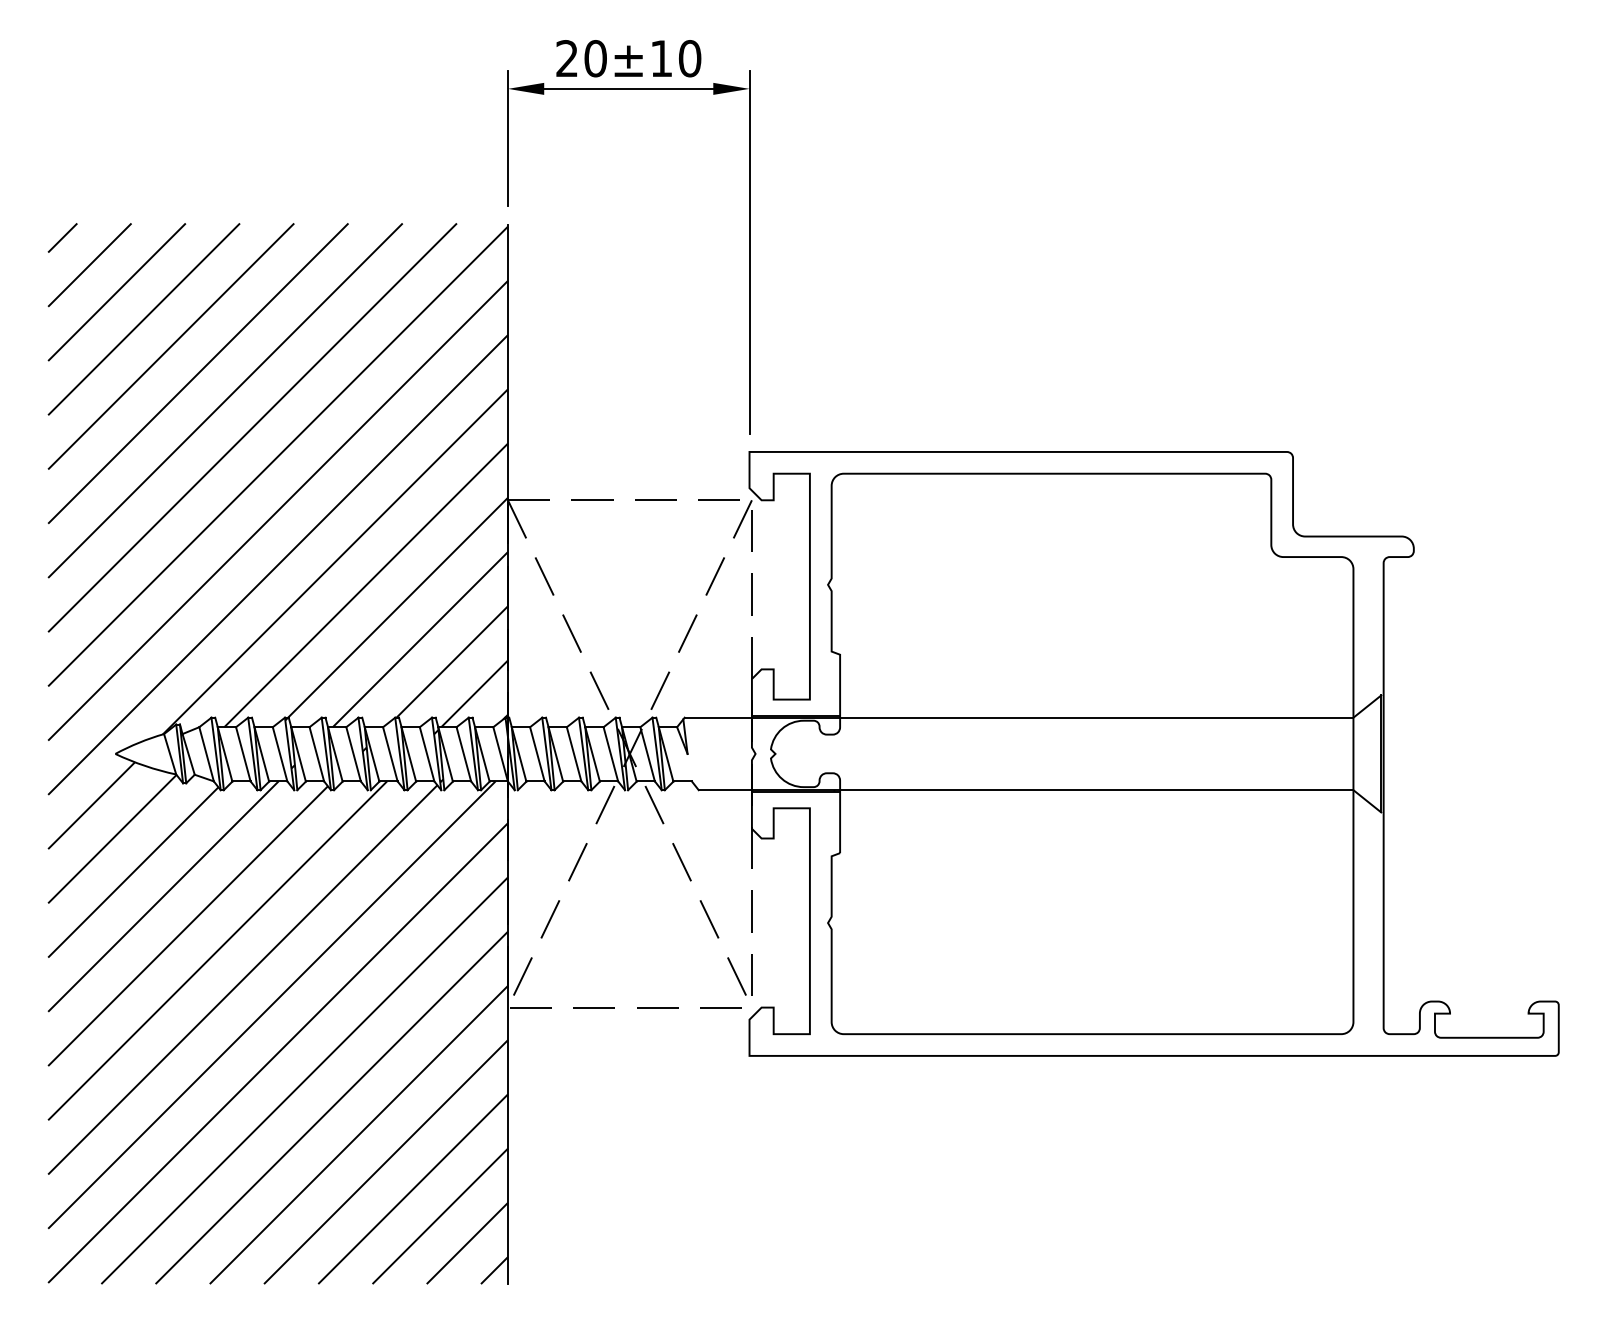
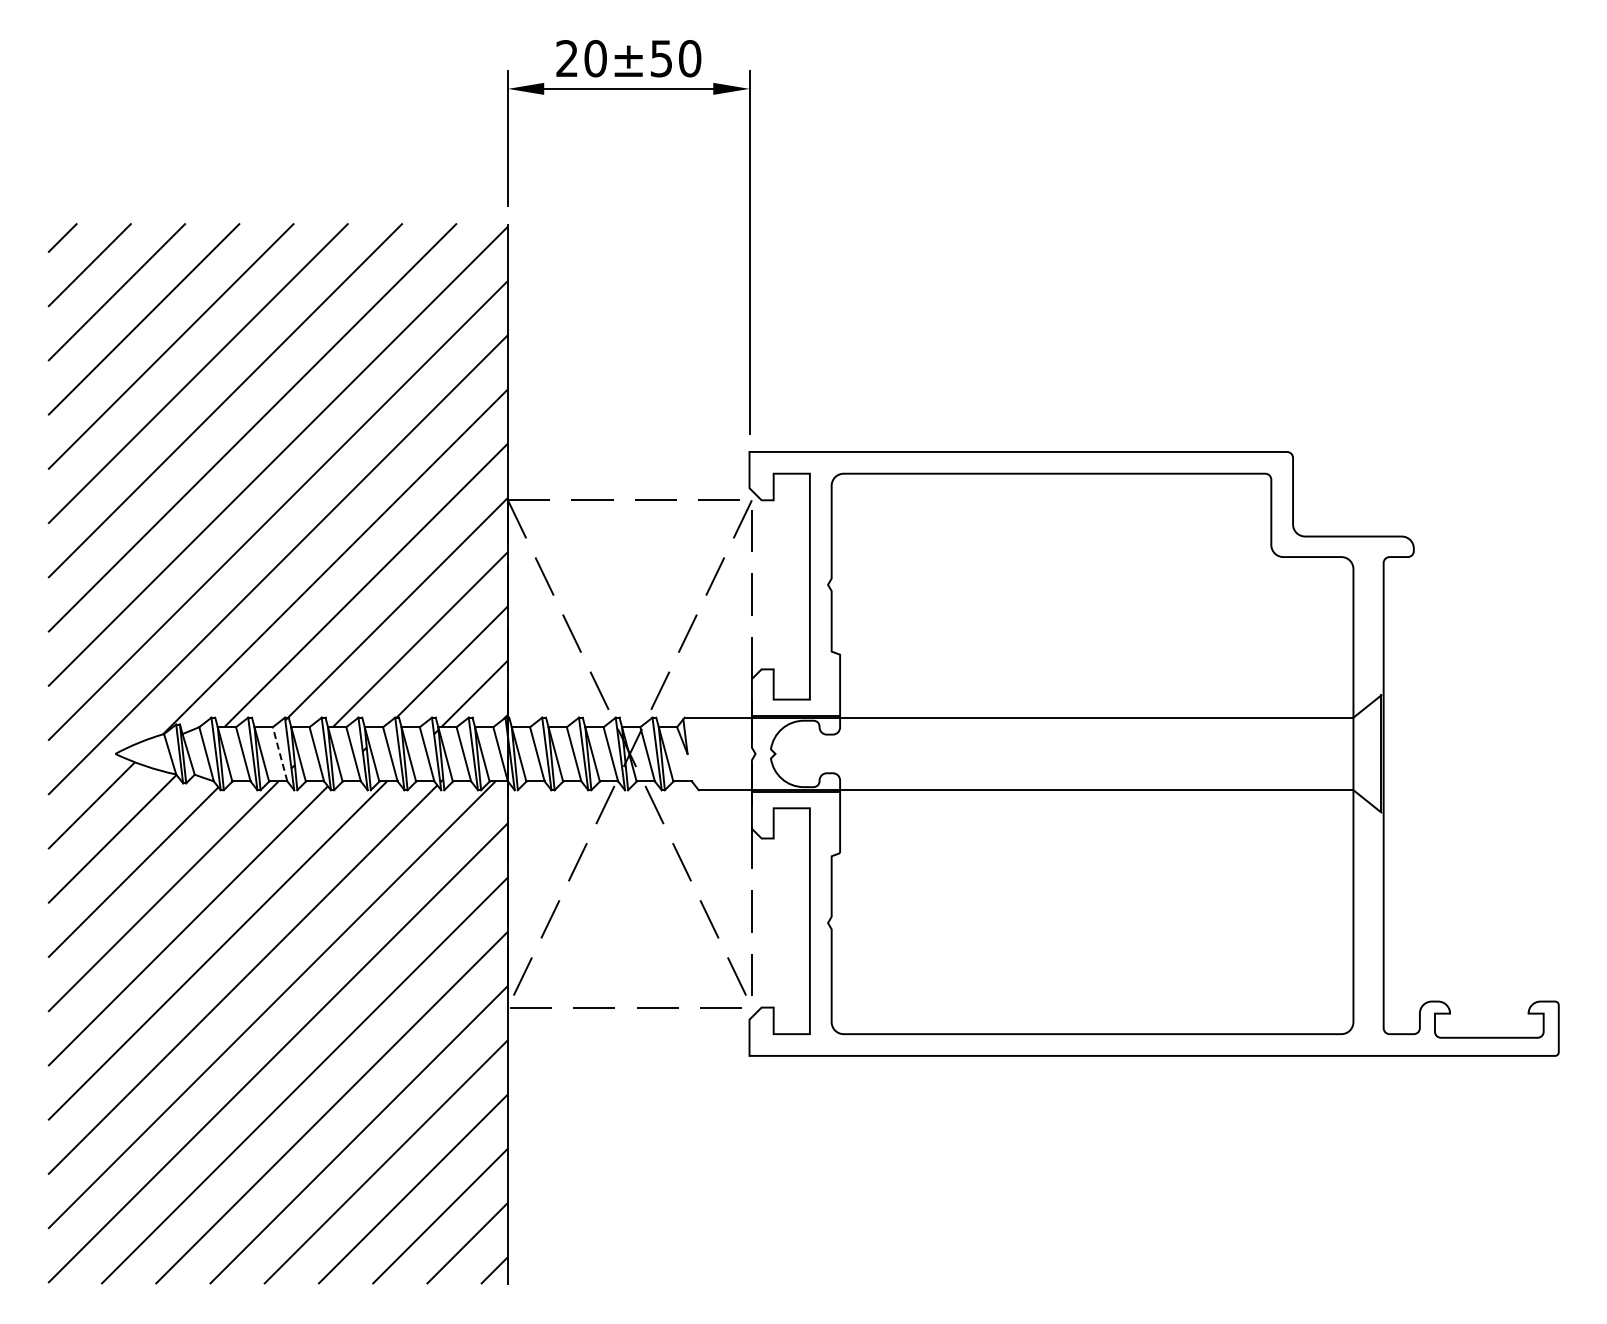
text: 20±10 -> 20±50 (661, 58)
line: solid -> dashed (279, 753)
